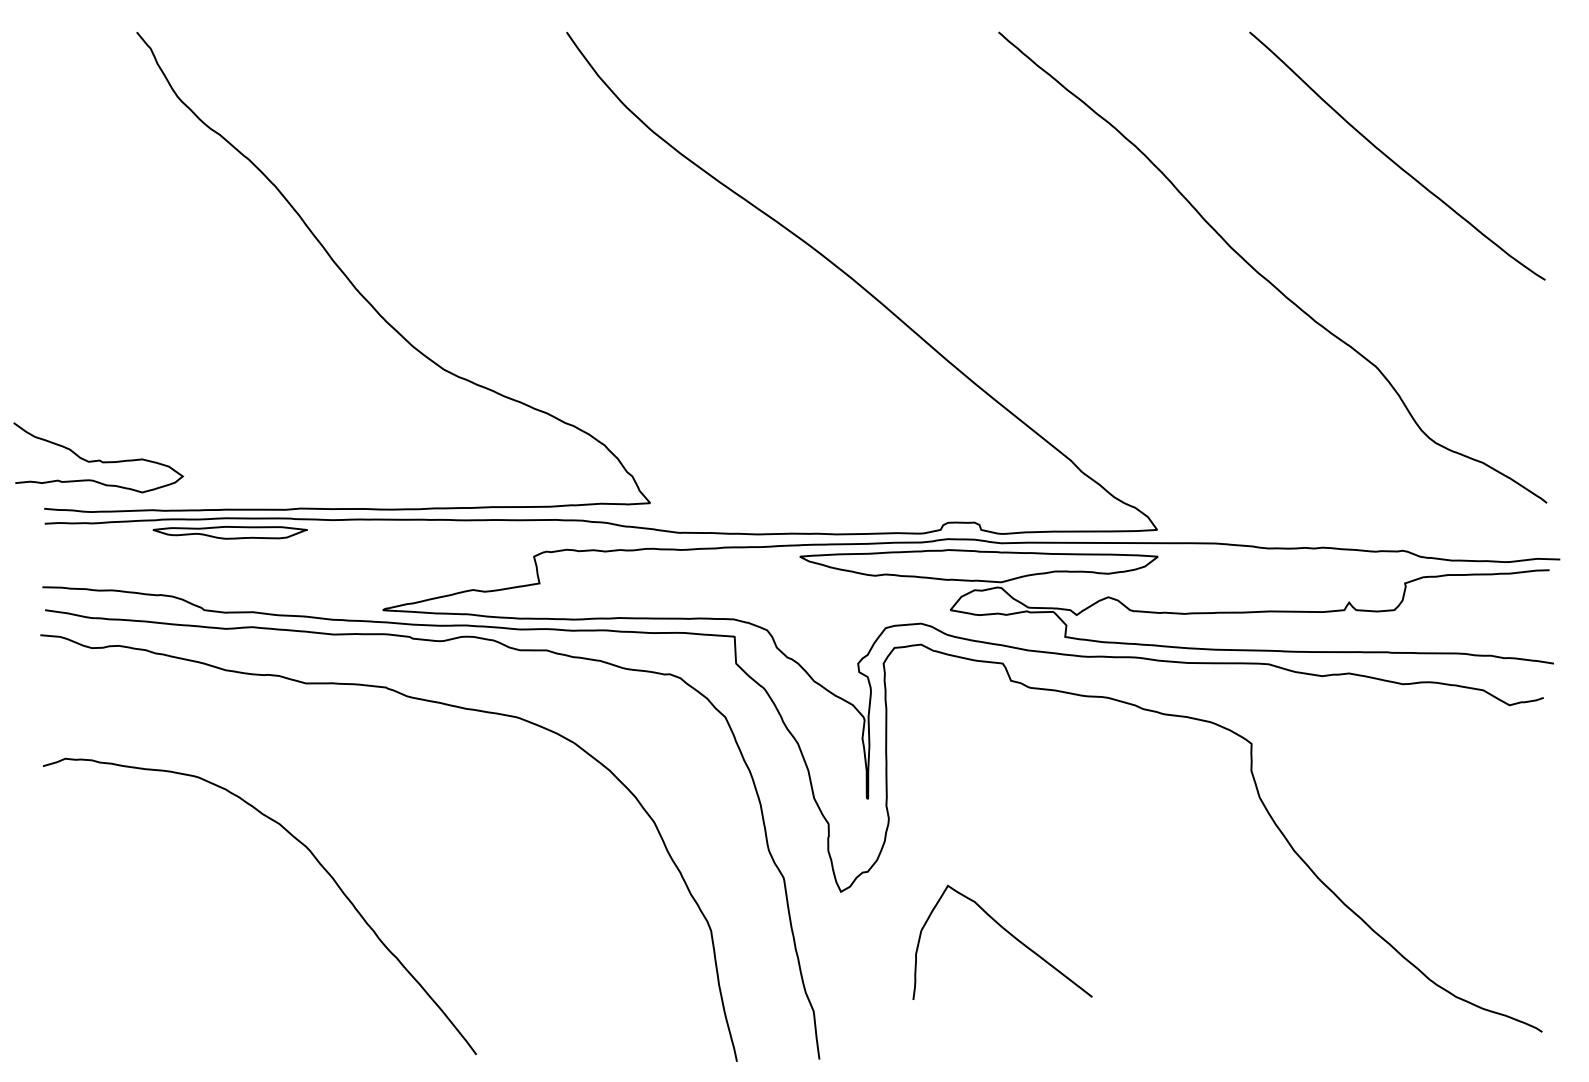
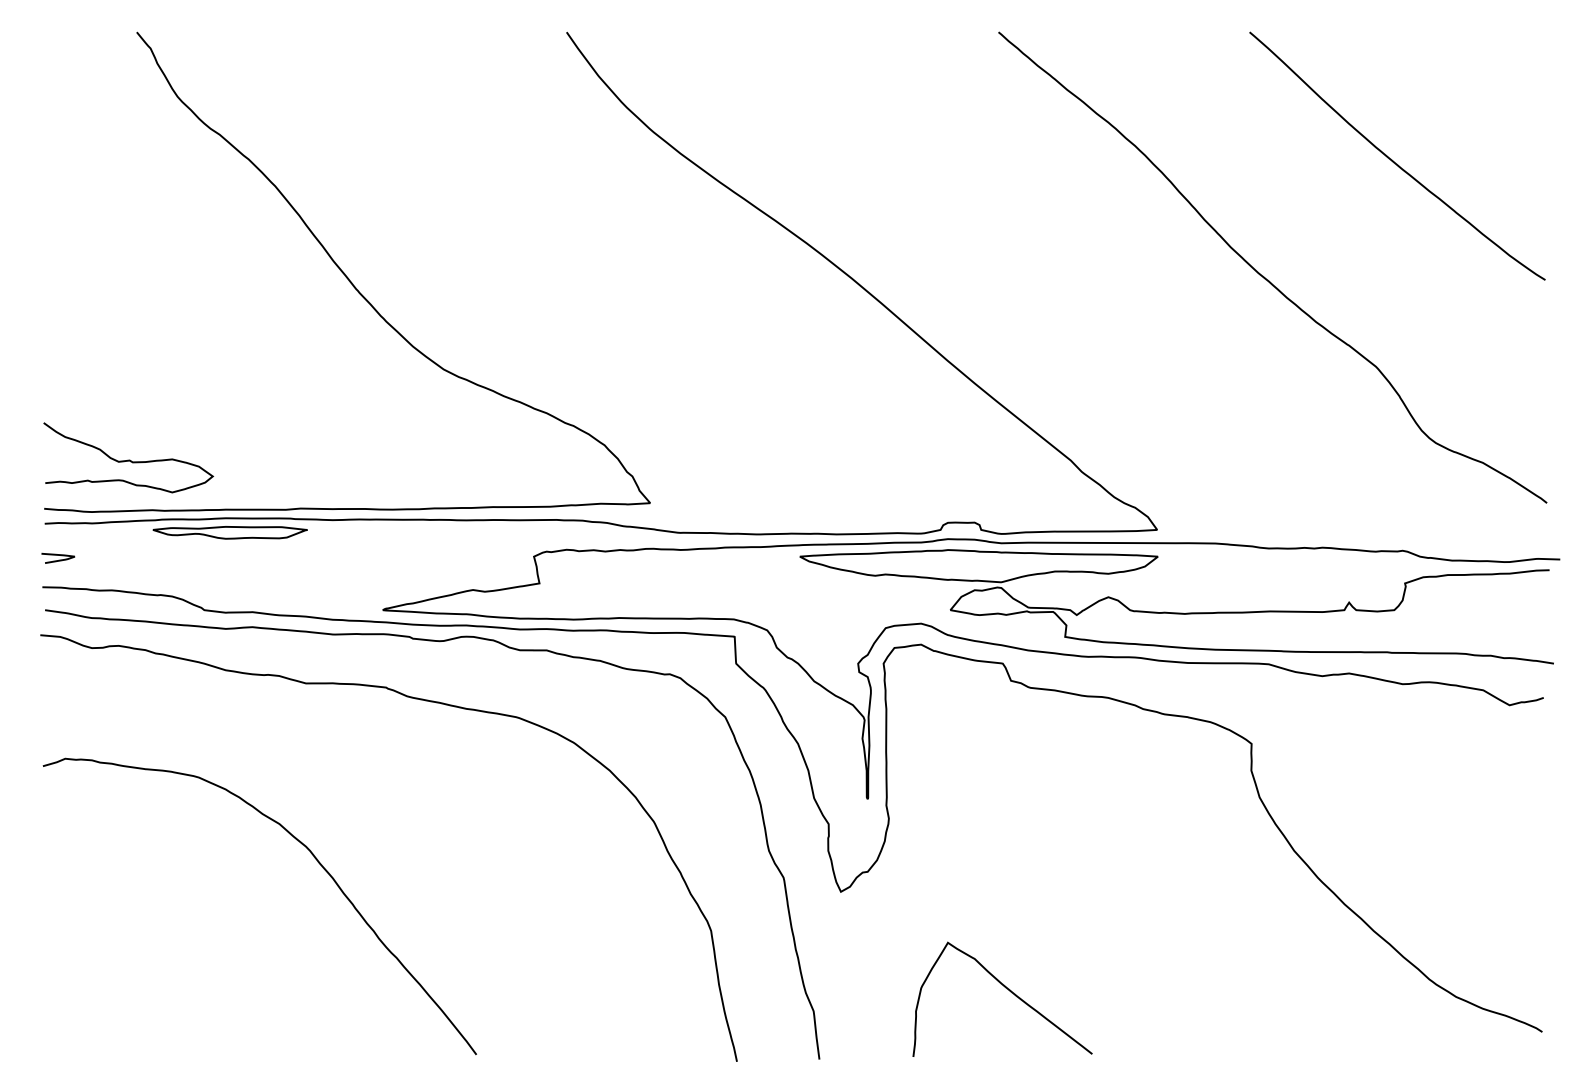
curve position: (98, 459) -> (128, 459) (128, 459)
curve: none -> present (58, 555)
curve position: (1009, 934) -> (1009, 991) (1009, 991)
